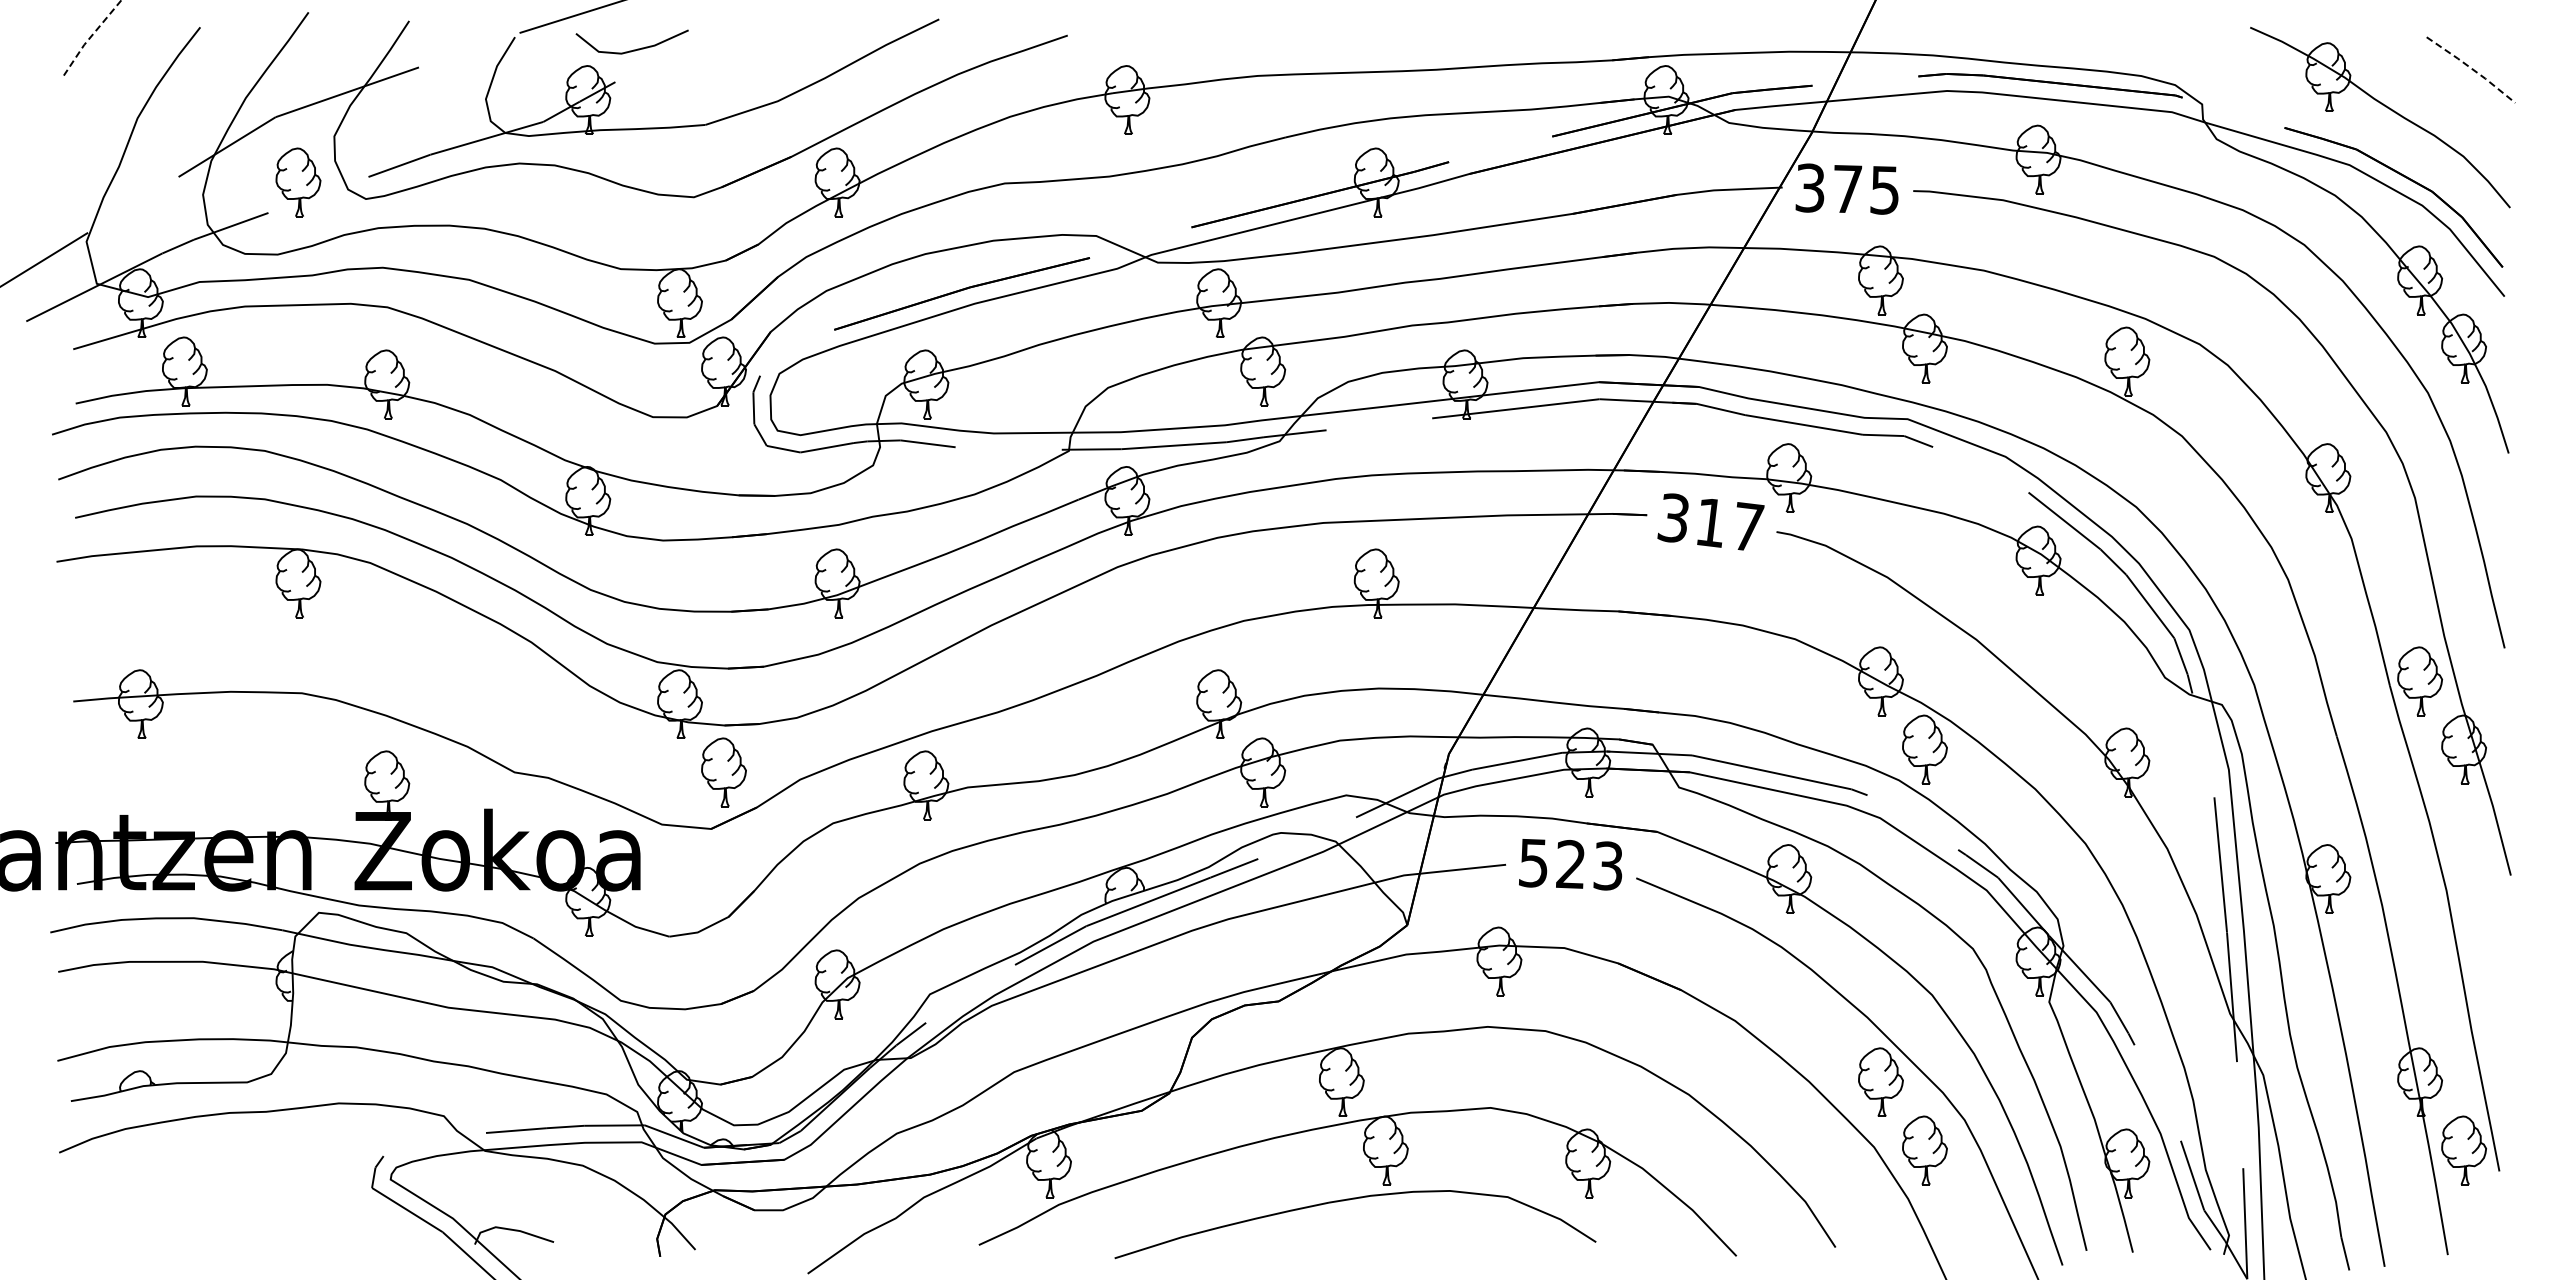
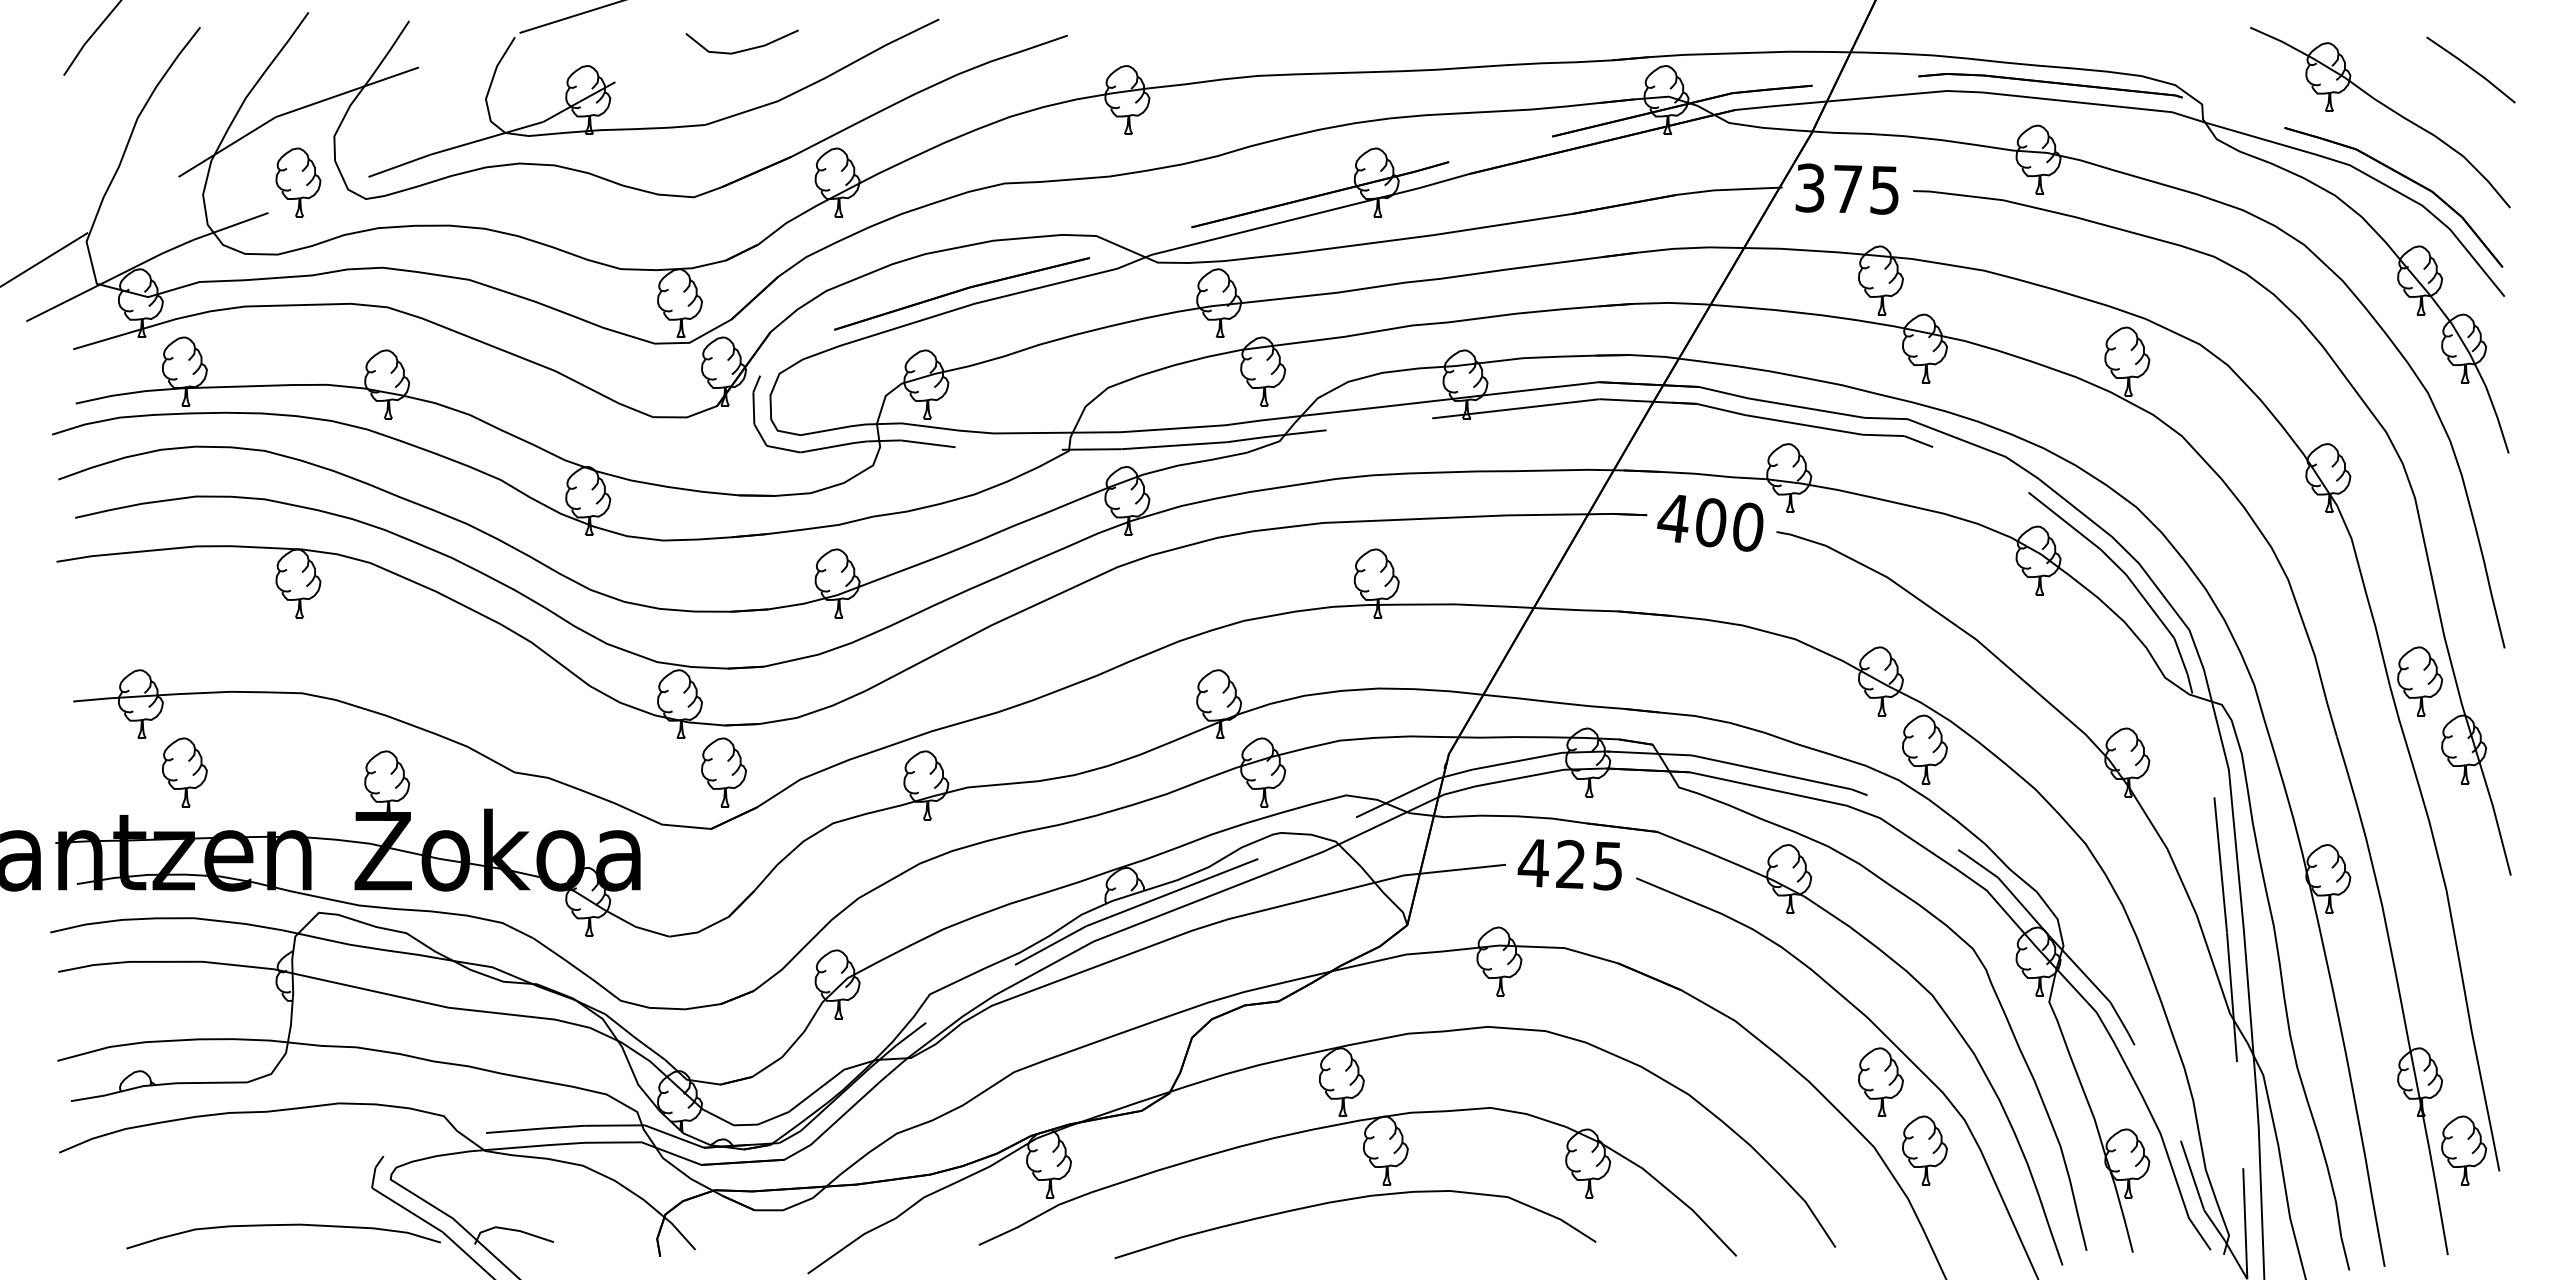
line: dashed -> solid (90, 37)
line position: (633, 49) -> (743, 49) (743, 49)
line: dashed -> solid (2472, 68)
text: 317 -> 400 (1710, 522)
part: none -> present (184, 772)
text: 523 -> 425 (1569, 864)
curve: none -> present (283, 1225)
